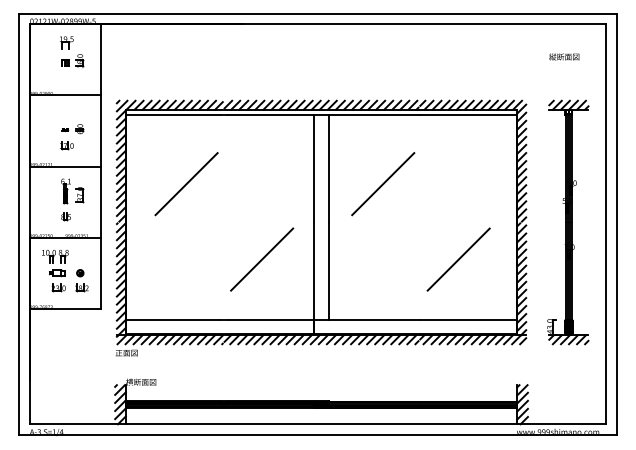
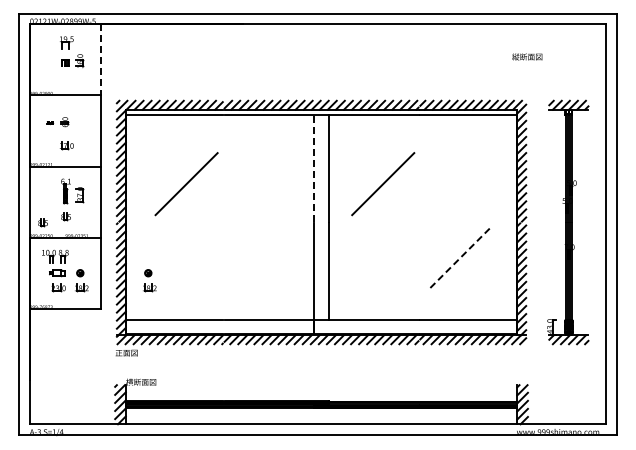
text position: (564, 56) -> (527, 56) (527, 56)
line: solid -> dashed (100, 59)
part position: (72, 129) -> (57, 122) (57, 122)
line: solid -> dashed (314, 168)
part: none -> present (42, 222)
line: present -> none (262, 259)
line: solid -> dashed (458, 259)
part: none -> present (149, 280)
